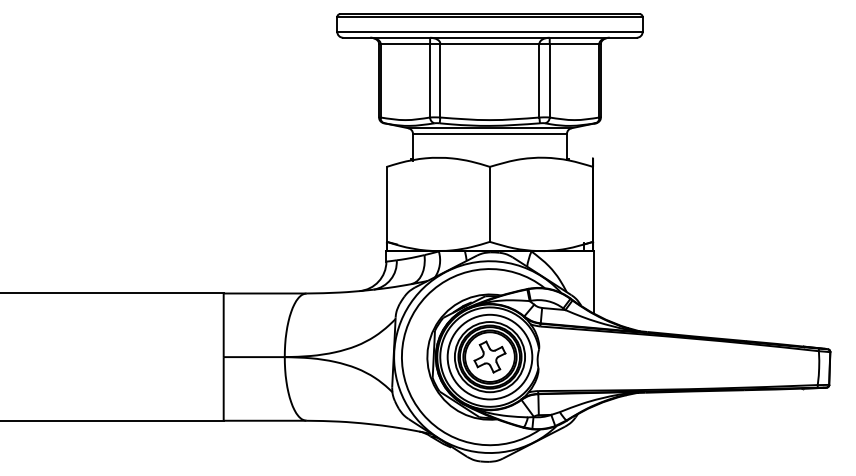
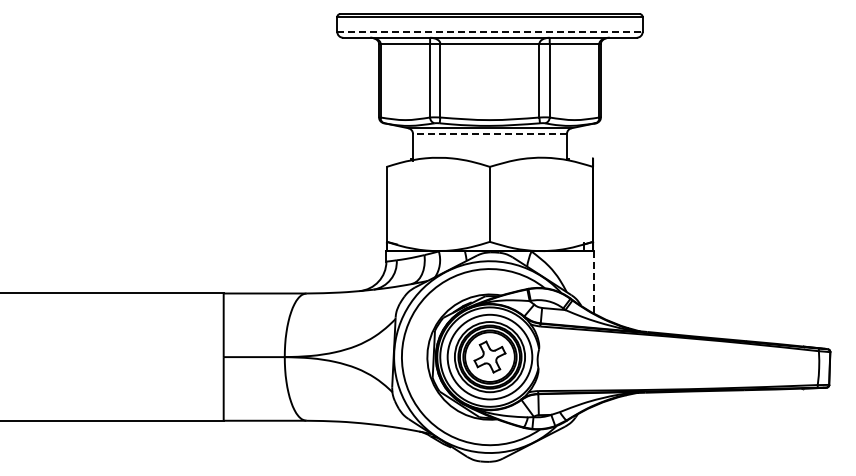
line: solid -> dashed (489, 31)
line: solid -> dashed (489, 134)
line: solid -> dashed (593, 282)
